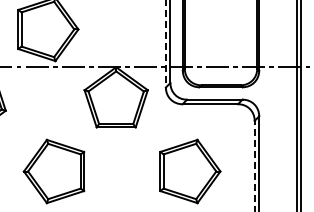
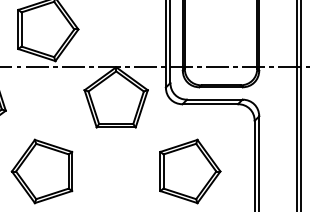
line: dashed -> solid (165, 44)
line: dashed -> solid (254, 165)
part position: (53, 171) -> (41, 171) (41, 171)
